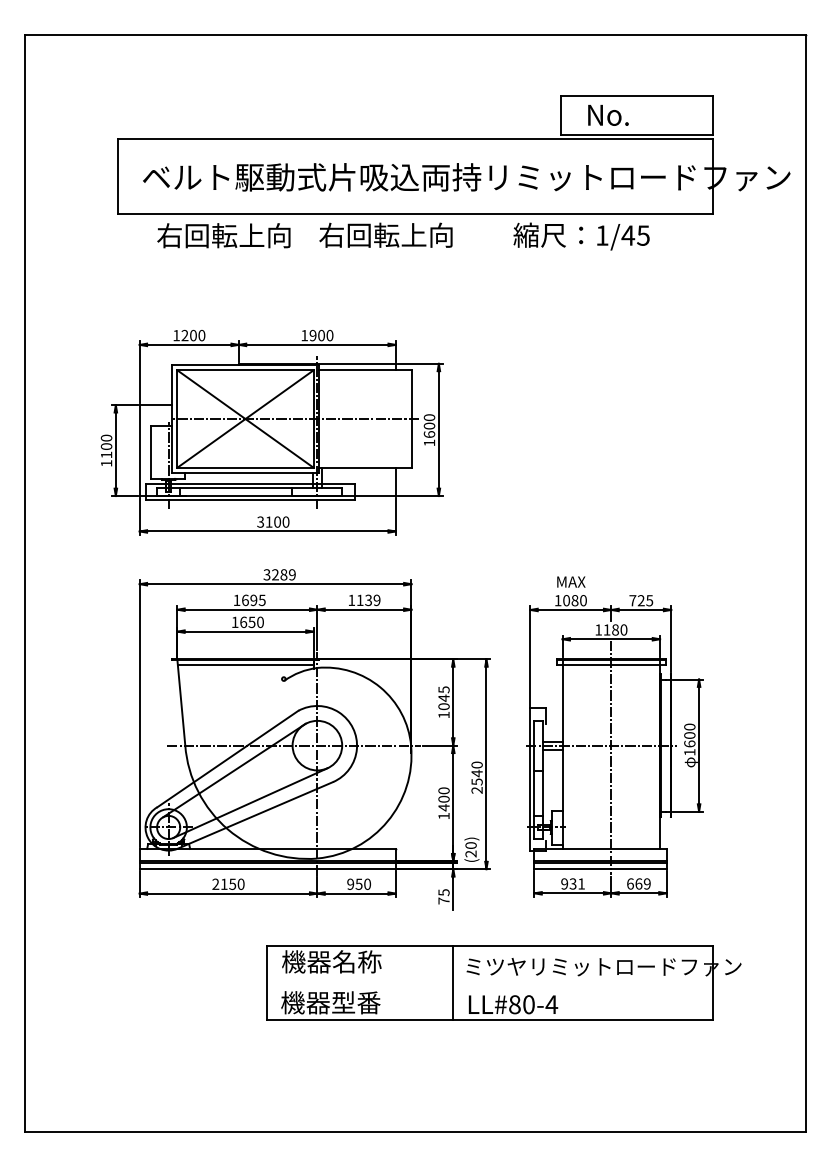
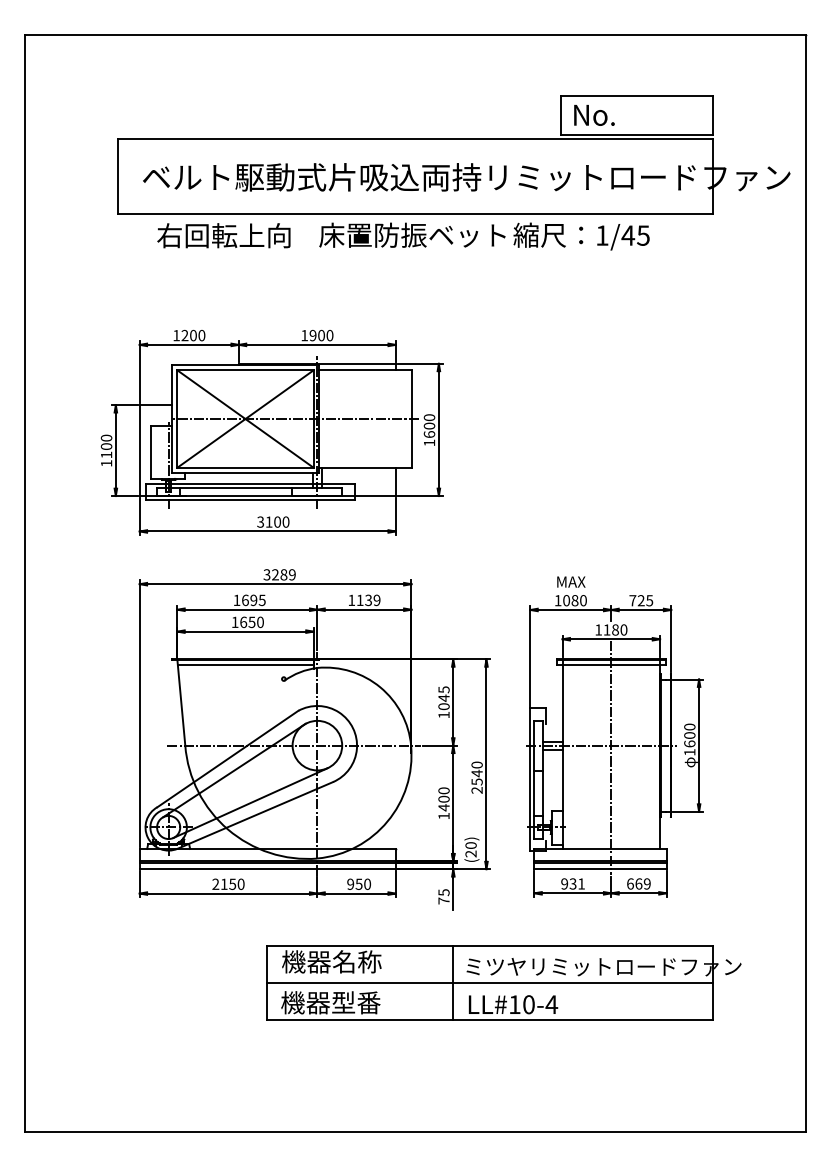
text position: (608, 115) -> (594, 115) (594, 115)
text: 右回転上向 -> 床置防振ベット (412, 234)
line: none -> present (489, 983)
text: LL#80-4 -> LL#10-4 (514, 1004)
